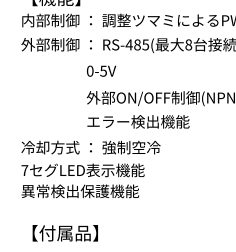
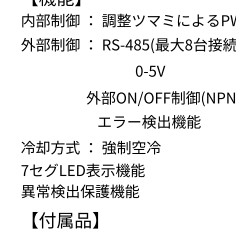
text position: (101, 70) -> (150, 70) (150, 70)
text position: (138, 121) -> (149, 121) (149, 121)
text position: (64, 233) -> (64, 220) (64, 220)
